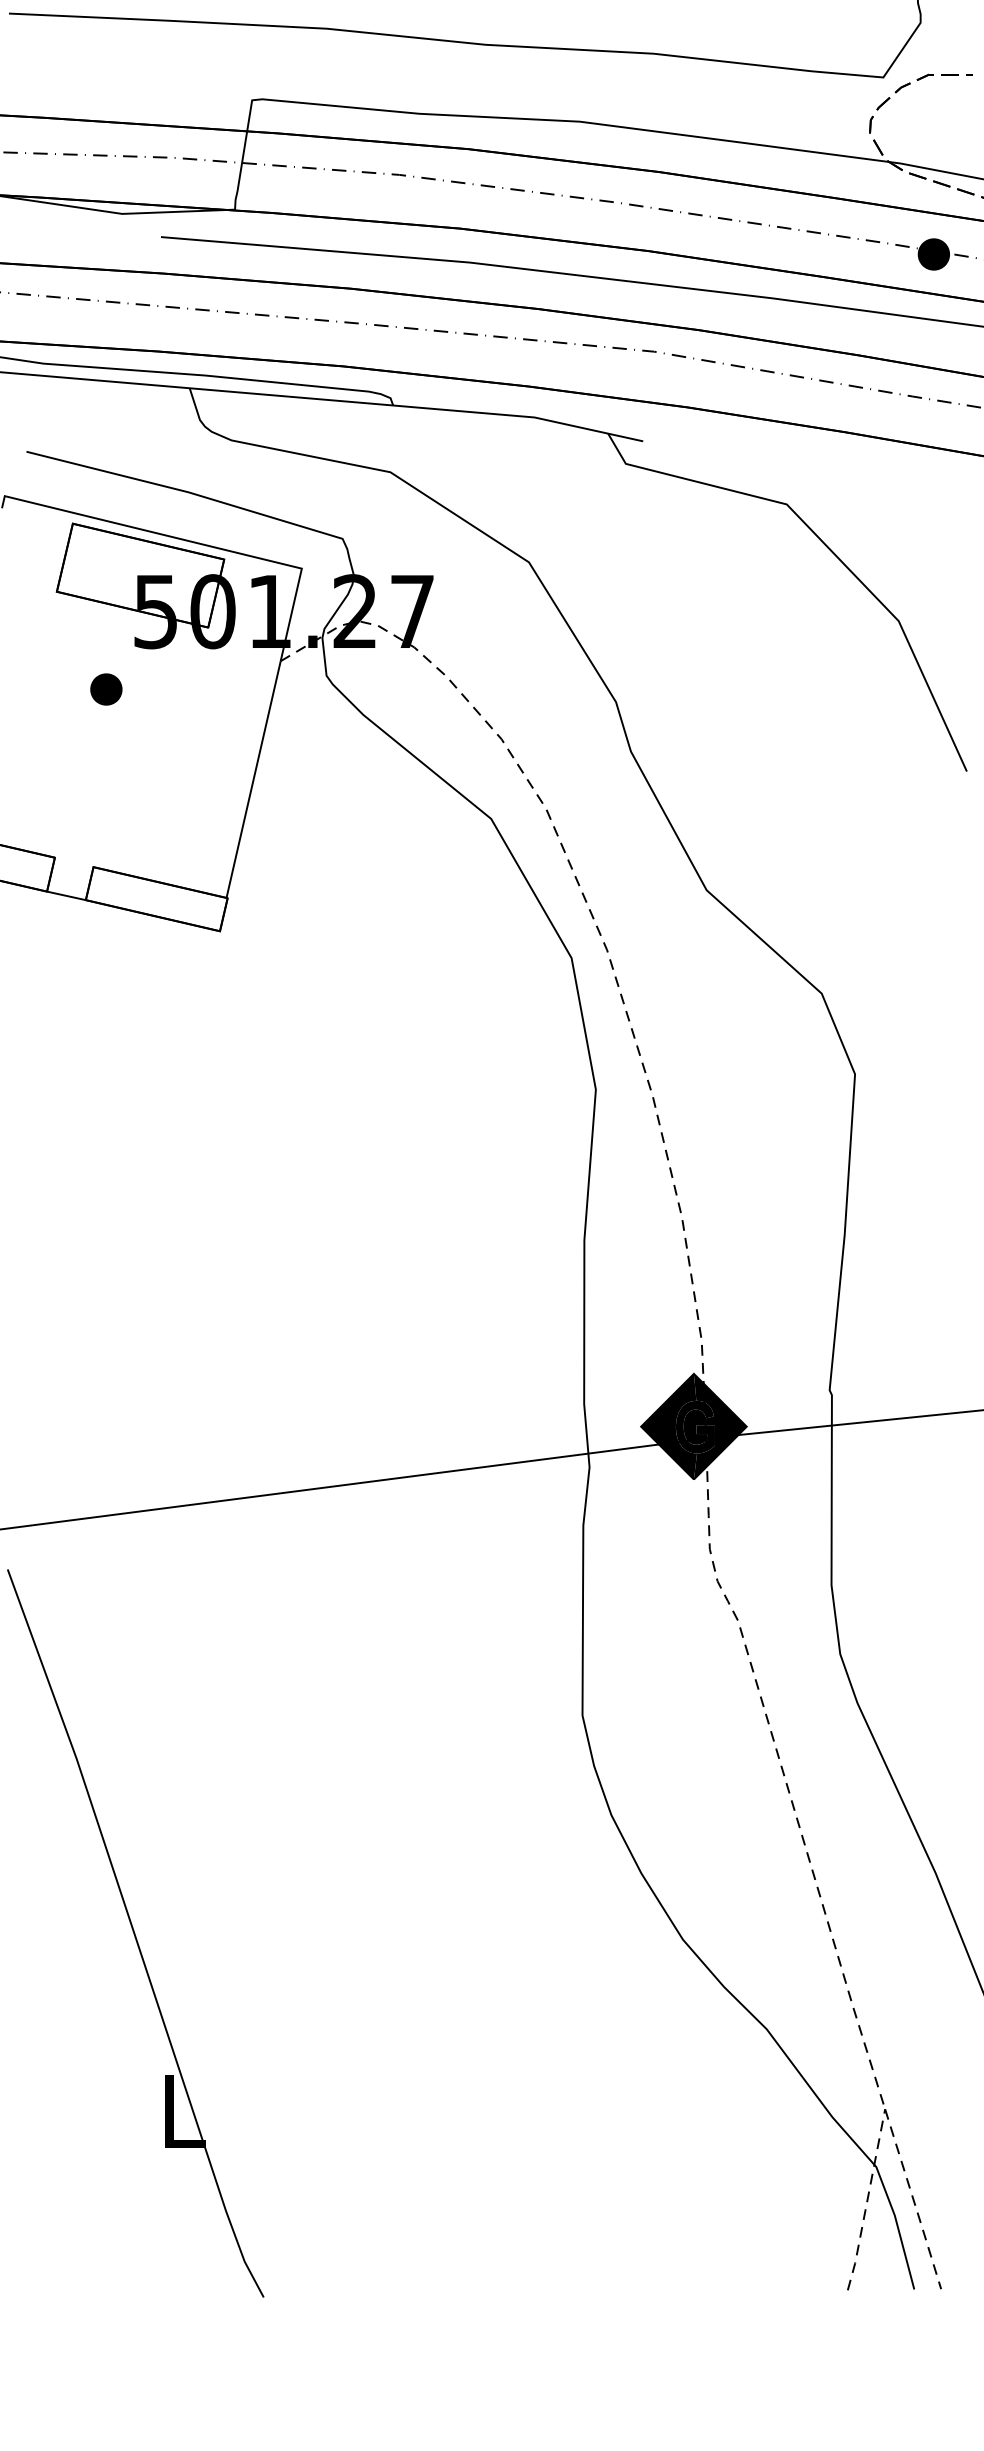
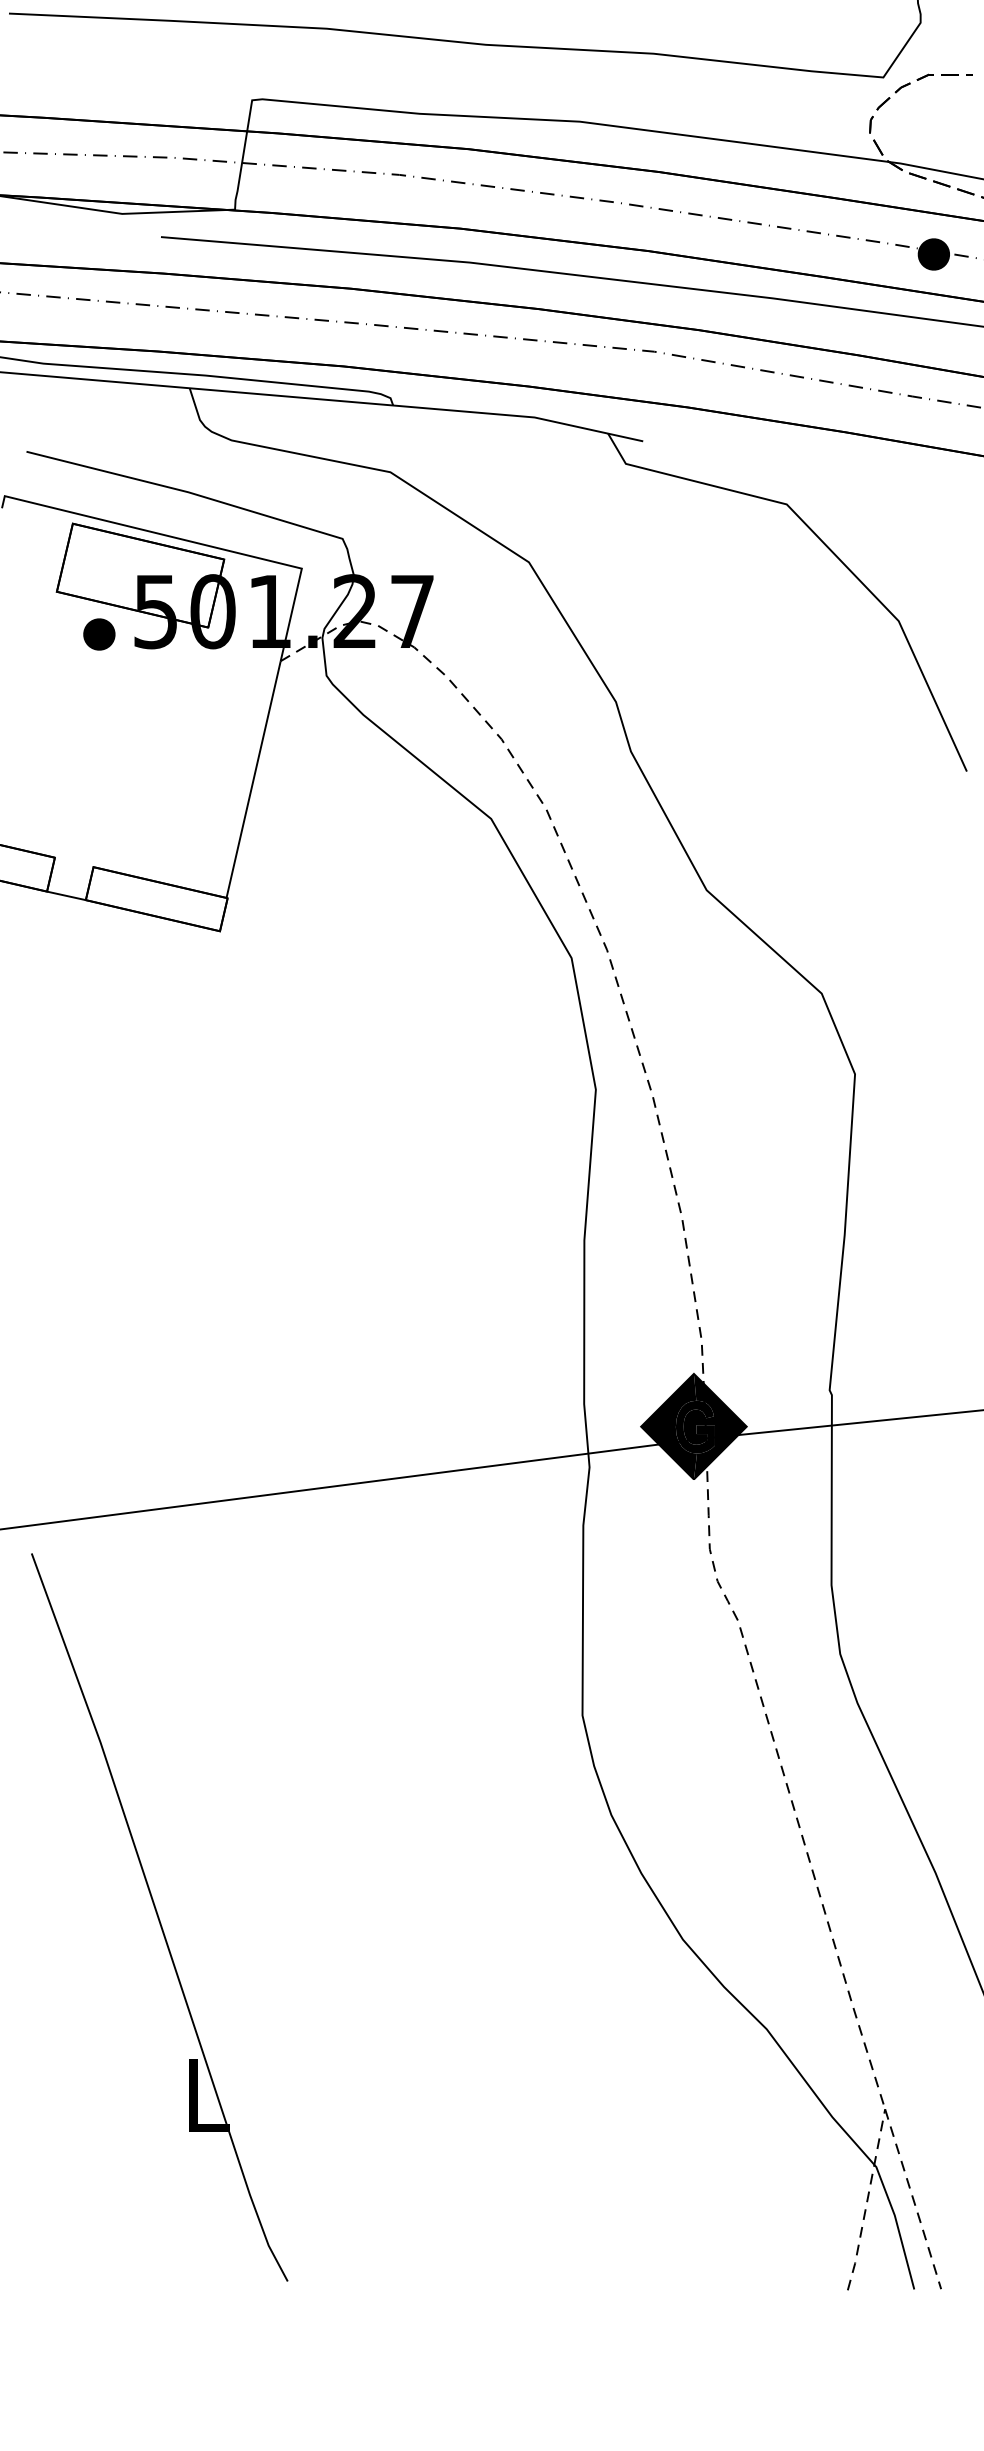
part position: (106, 689) -> (99, 634) (99, 634)
part position: (135, 1933) -> (159, 1917) (159, 1917)
